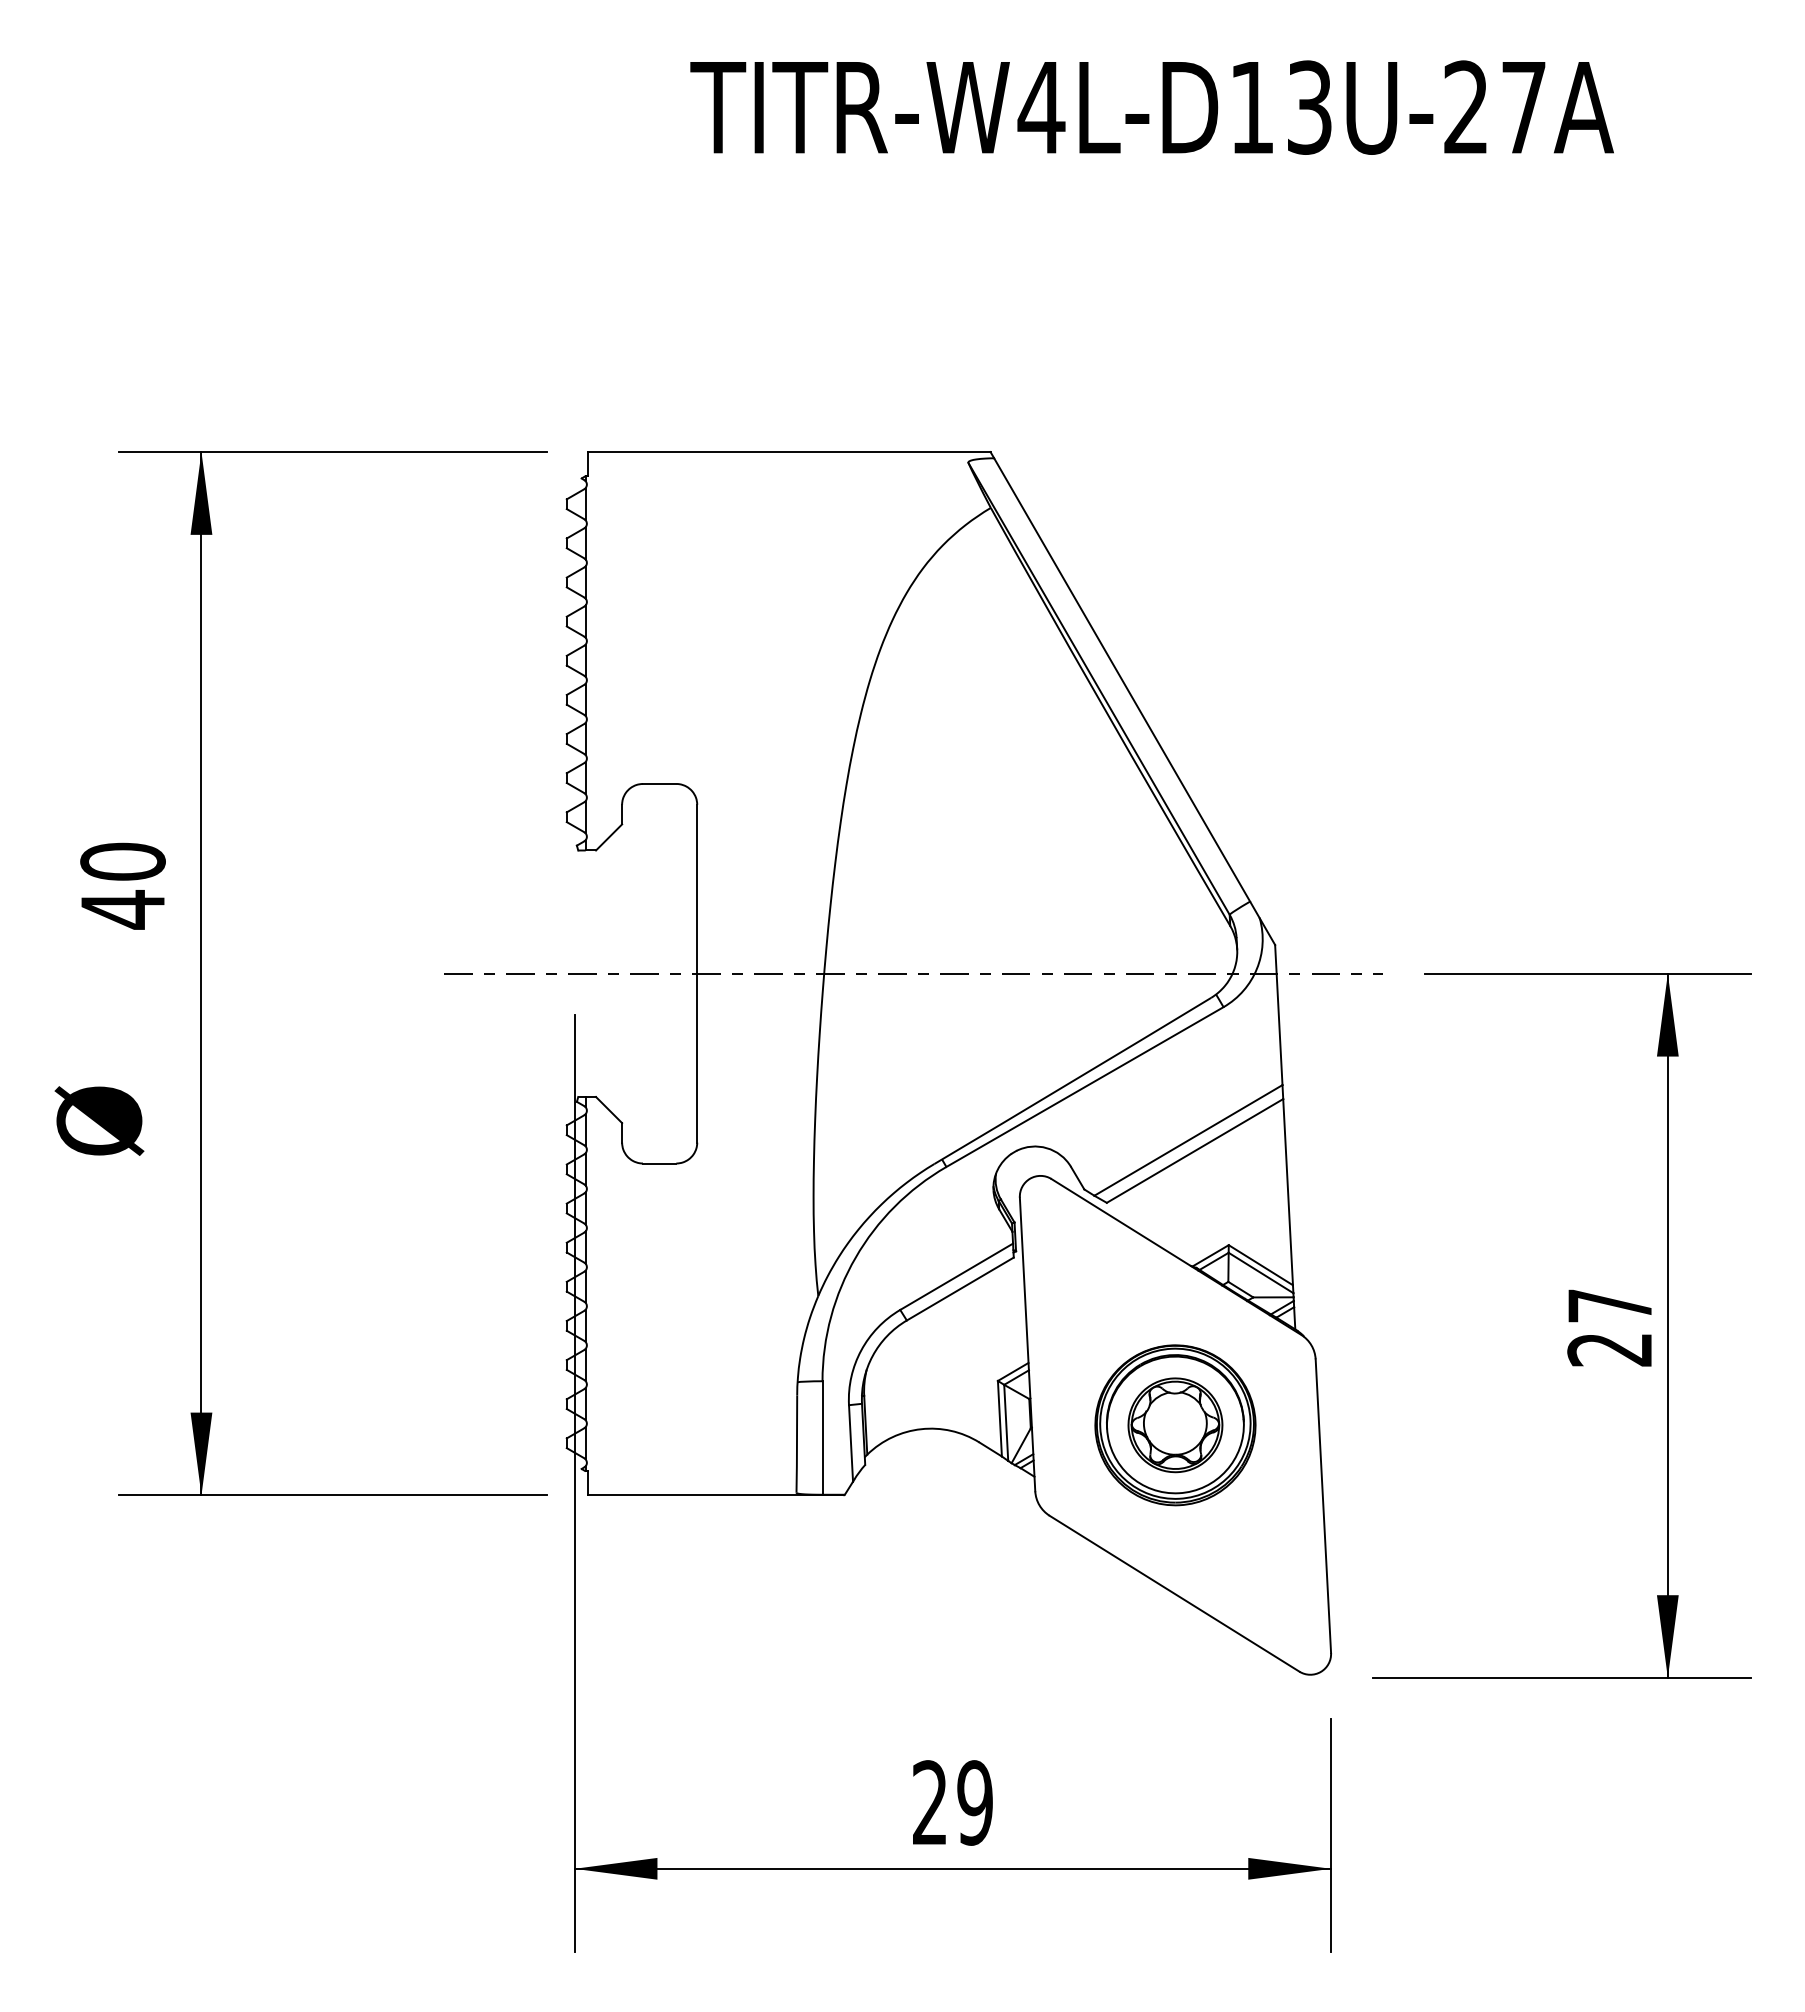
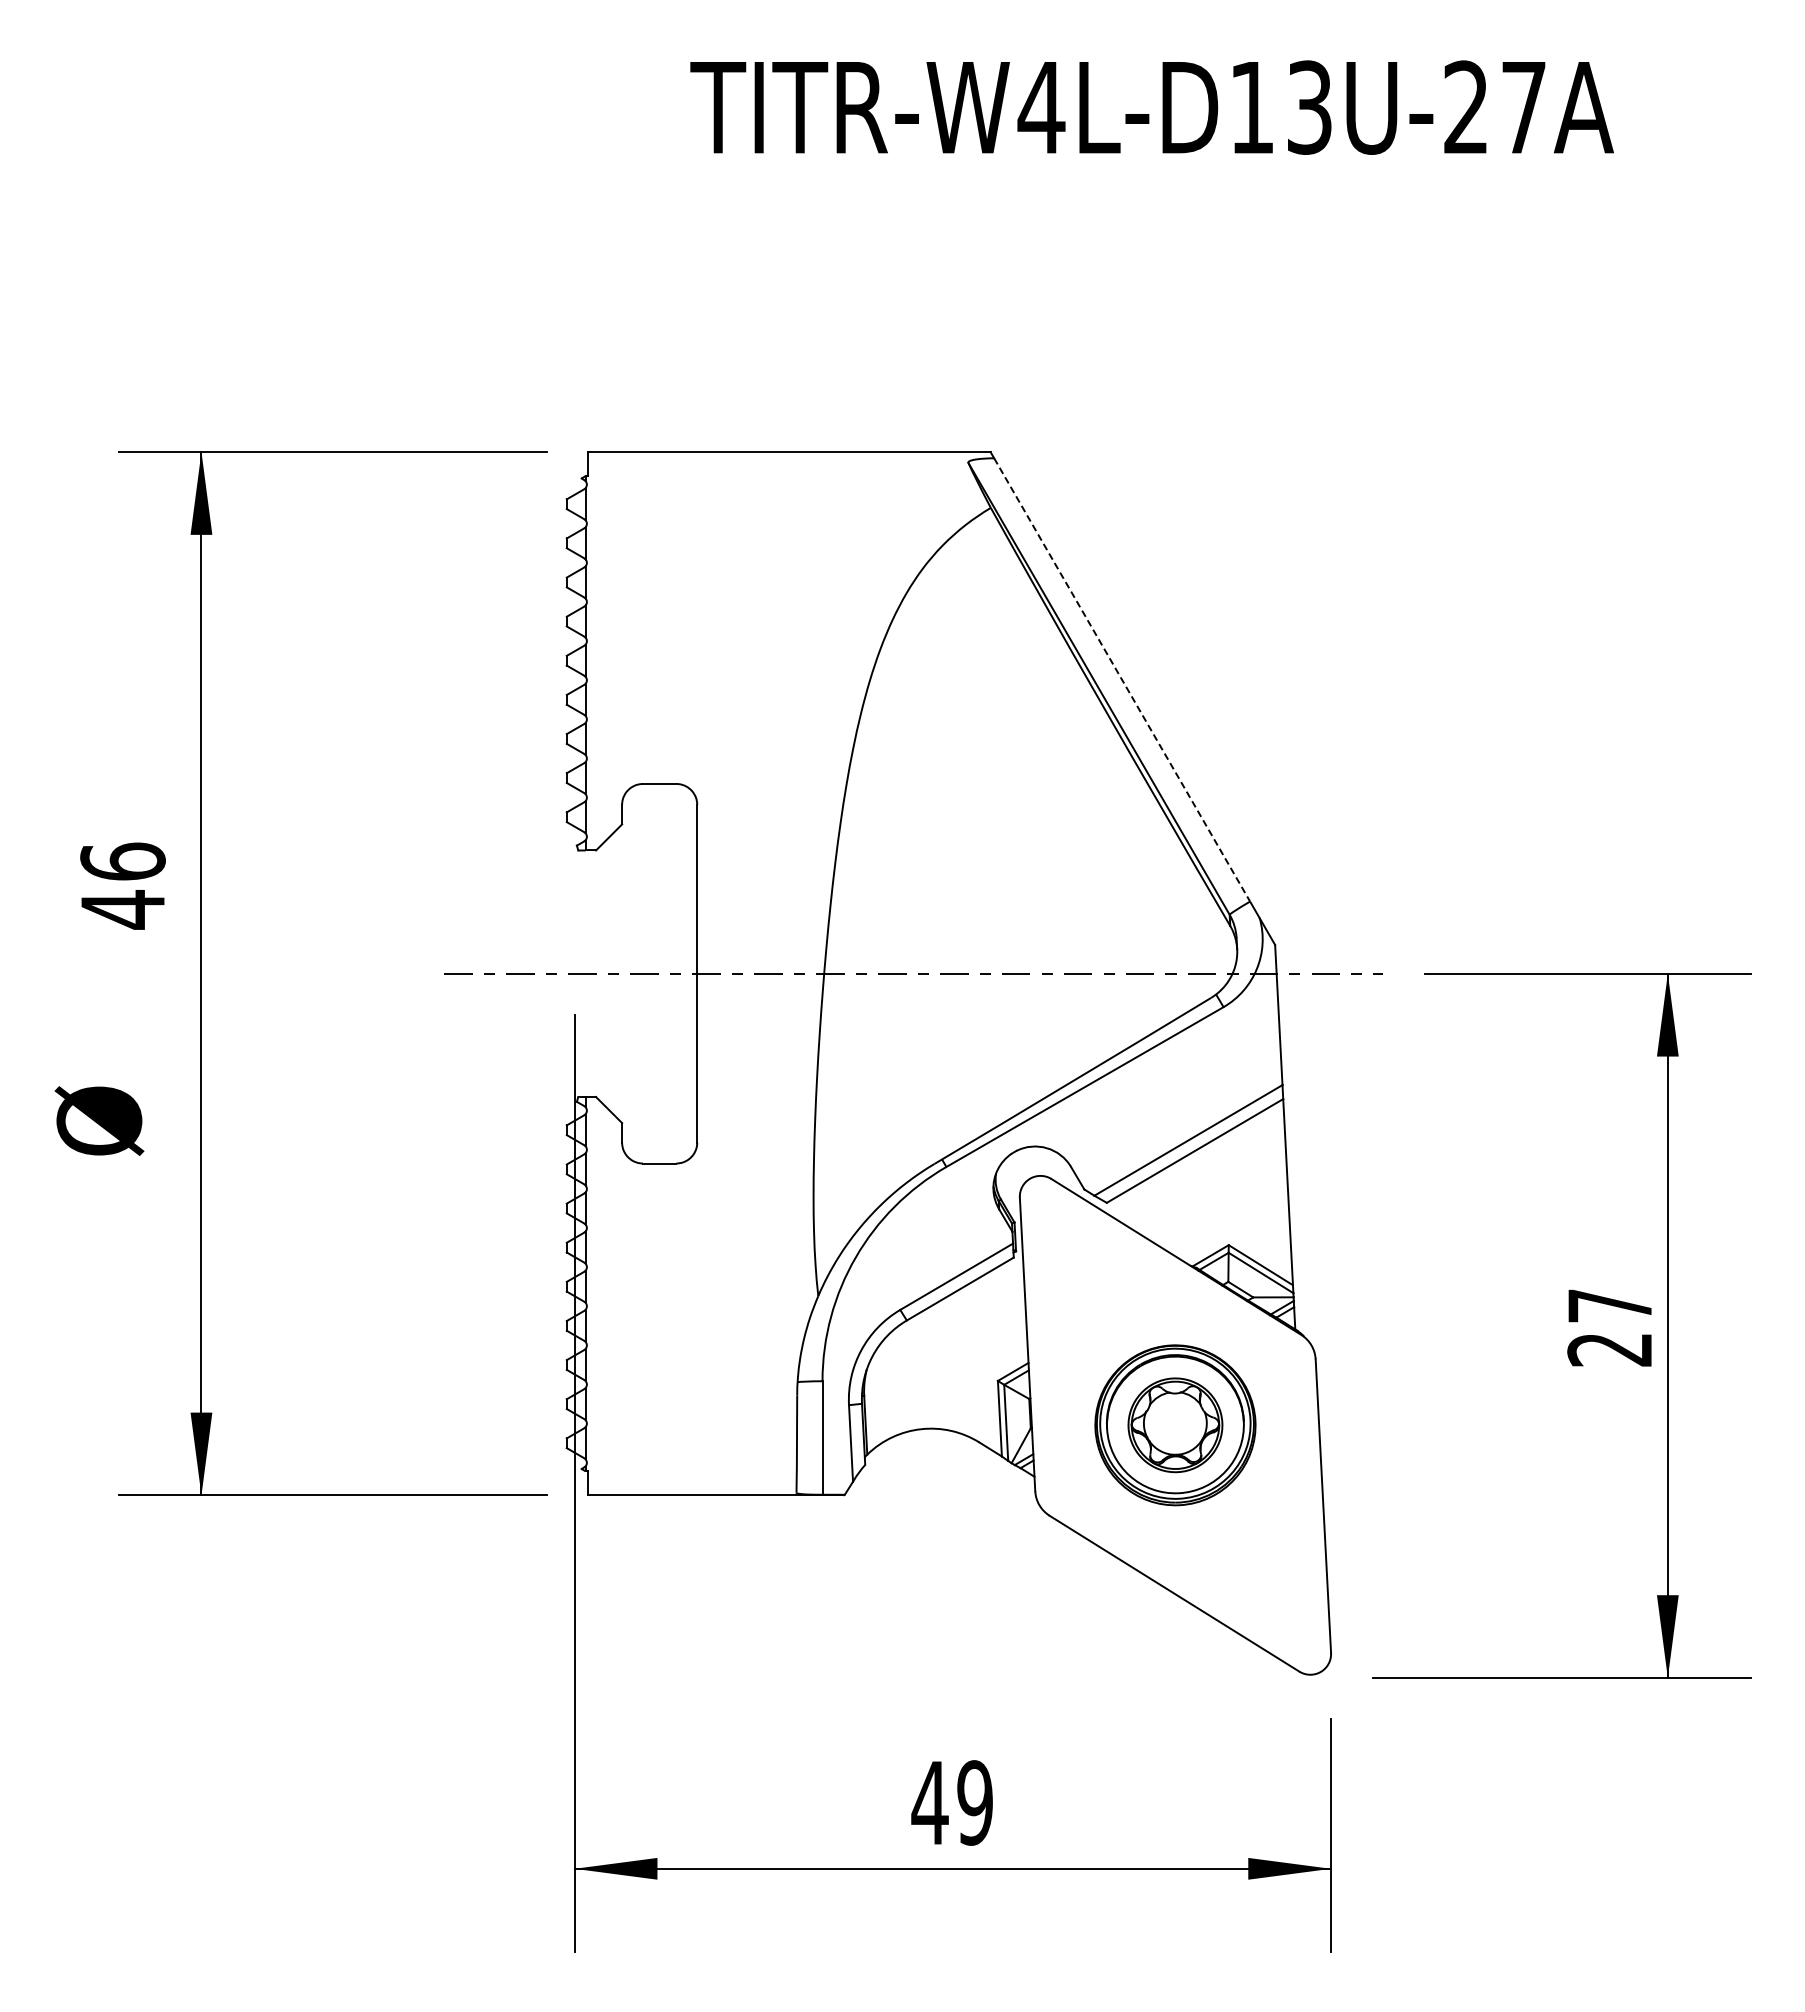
line: solid -> dashed (1122, 679)
text: 40 -> 46 (122, 861)
text: 29 -> 49 (929, 1802)
